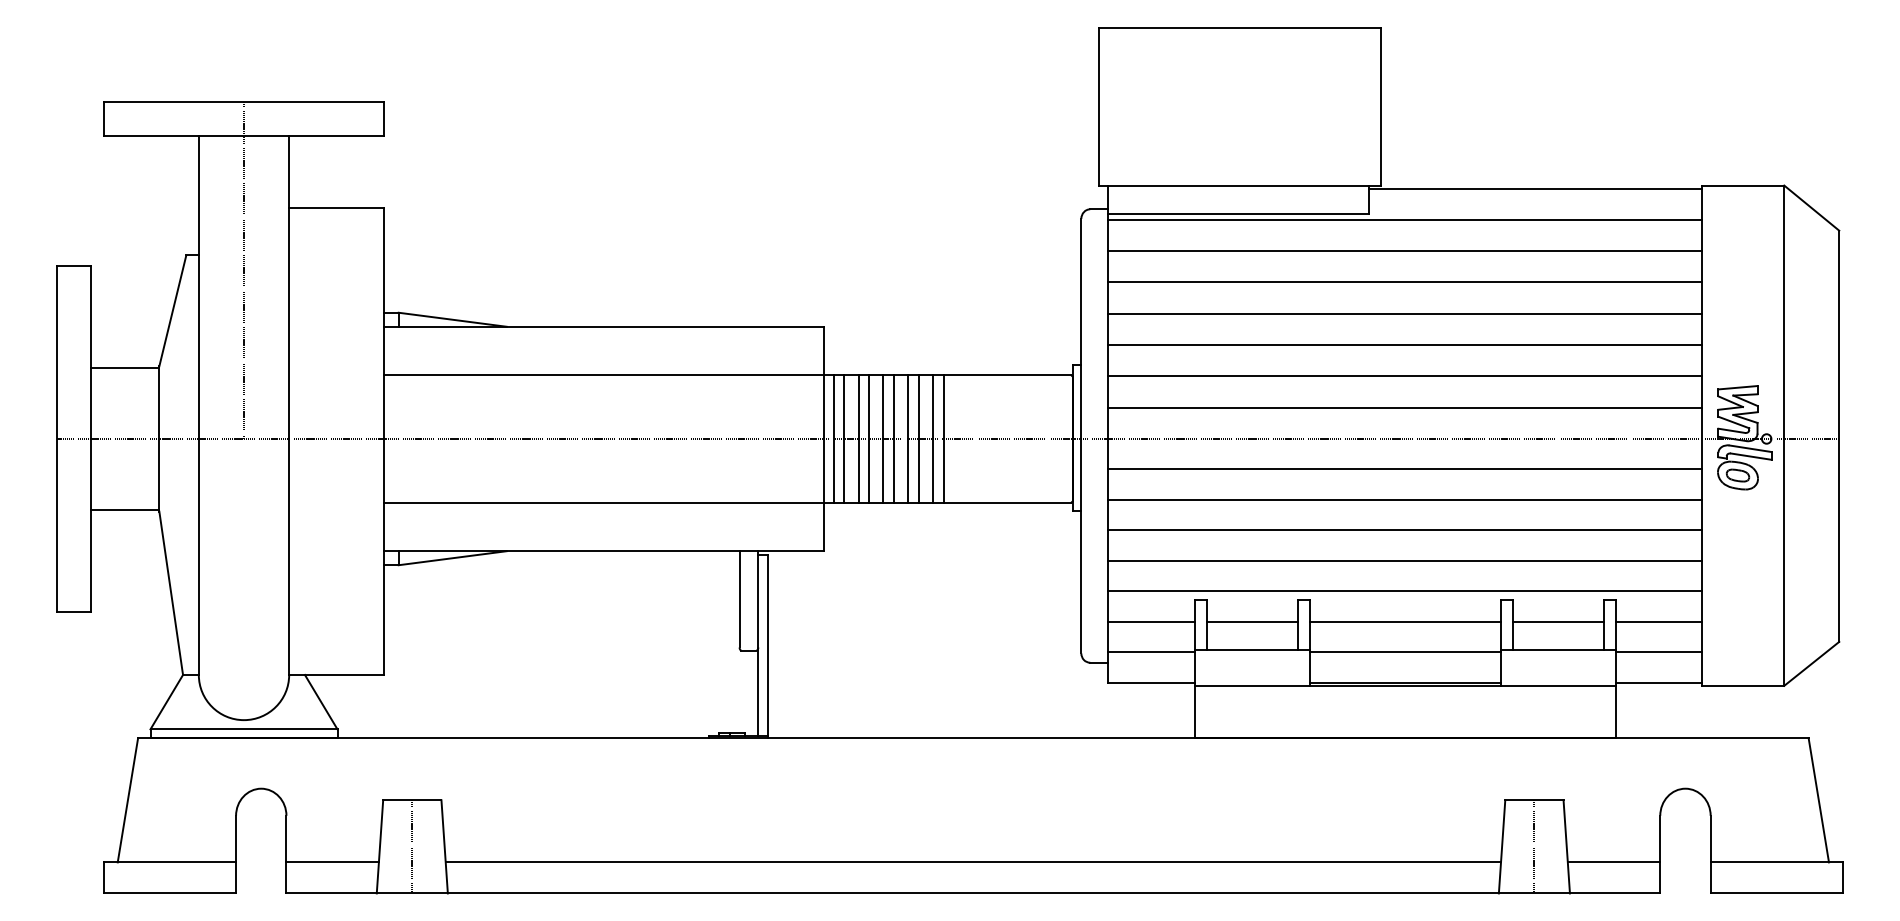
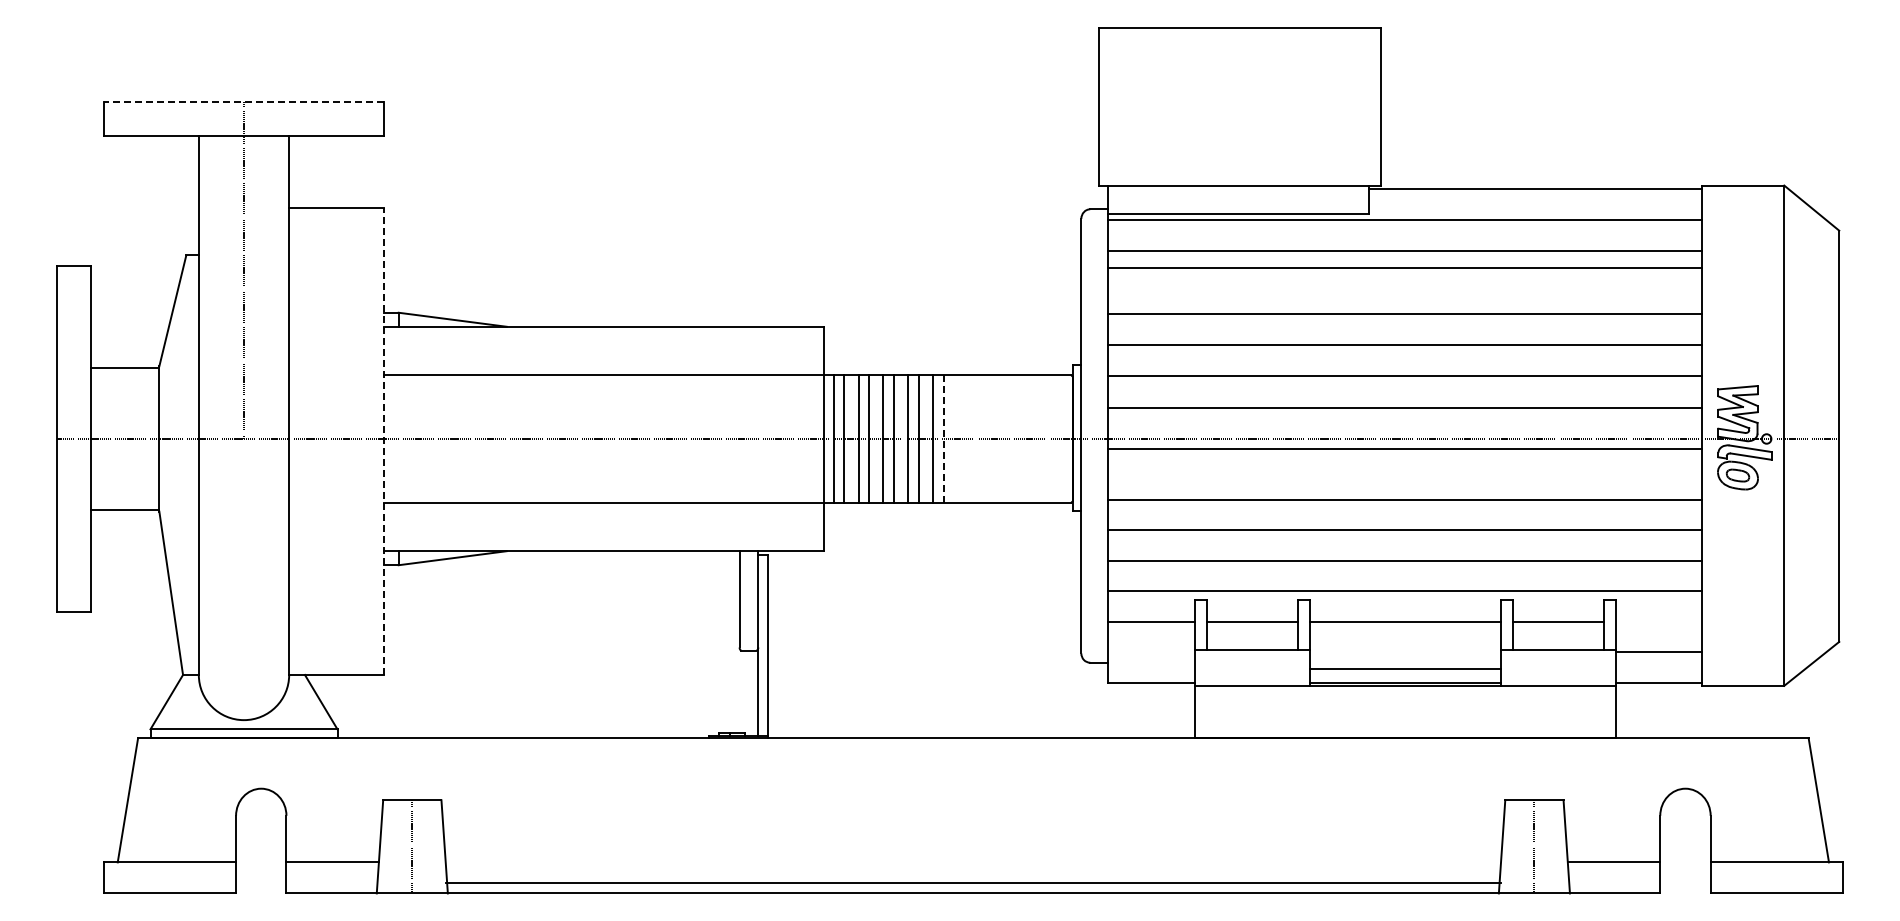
line: solid -> dashed (243, 102)
line position: (1404, 282) -> (1404, 268) (1404, 268)
line: solid -> dashed (943, 438)
line: solid -> dashed (384, 441)
line position: (1404, 469) -> (1404, 449) (1404, 449)
line: present -> none (1658, 621)
line: present -> none (1151, 652)
line position: (1405, 652) -> (1405, 669) (1405, 669)
line position: (973, 862) -> (973, 883) (973, 883)
